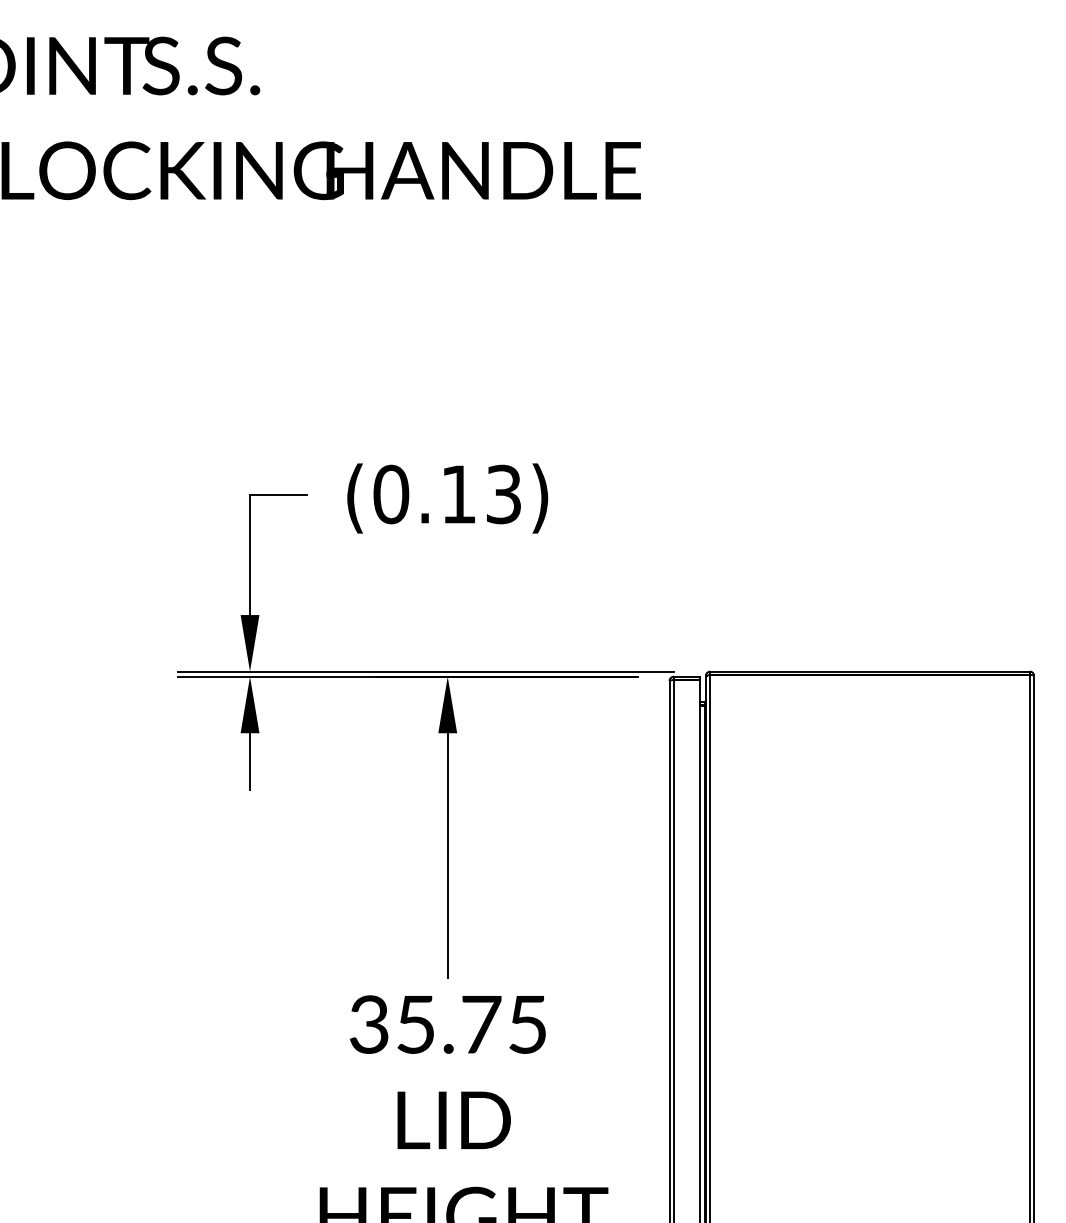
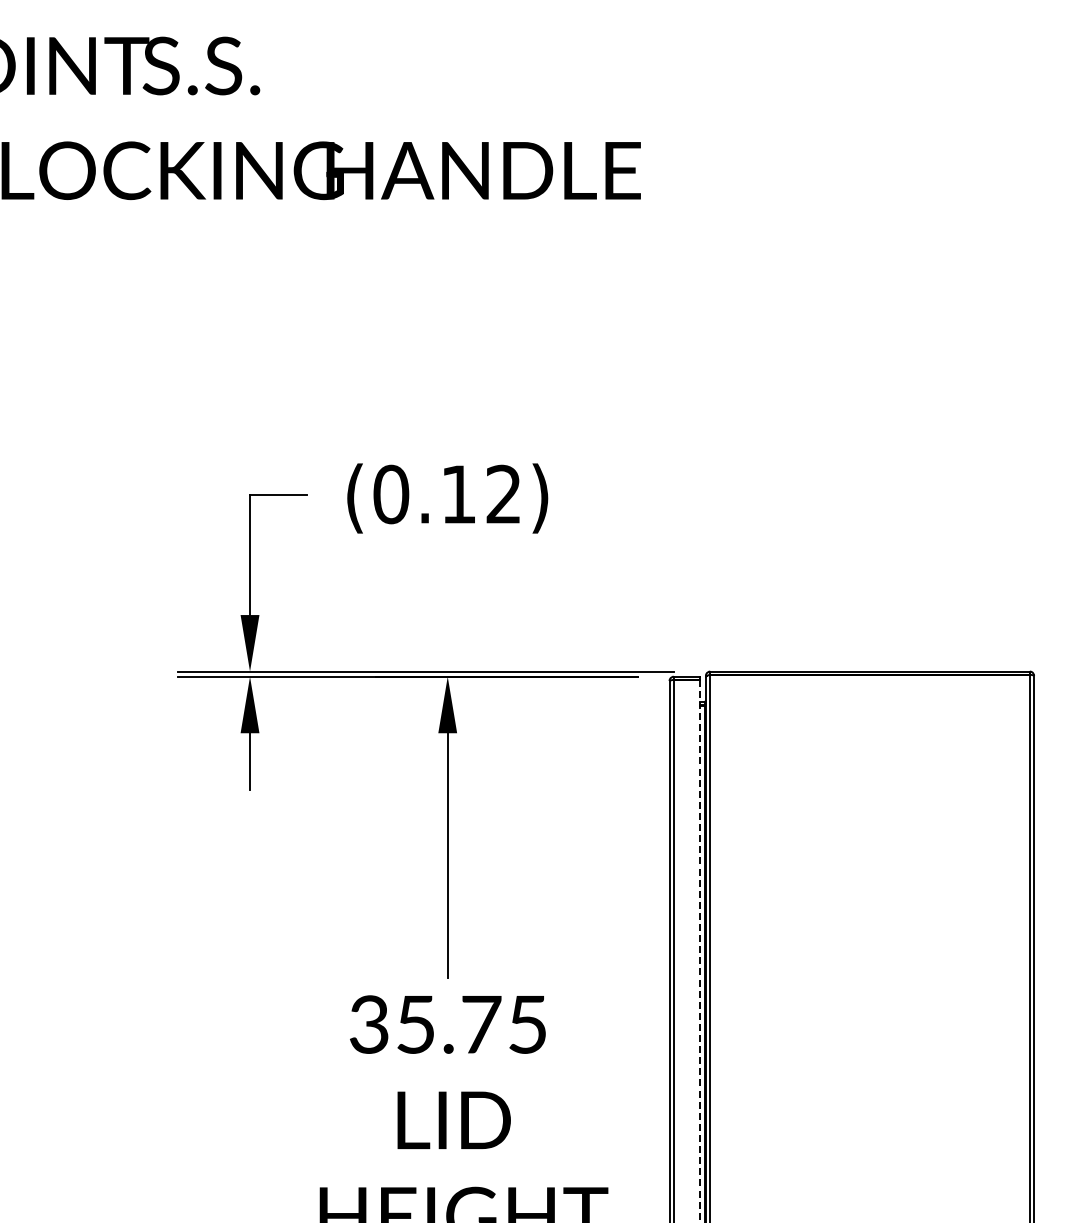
text: (0.13) -> (0.12) (503, 494)
line: solid -> dashed (699, 951)
